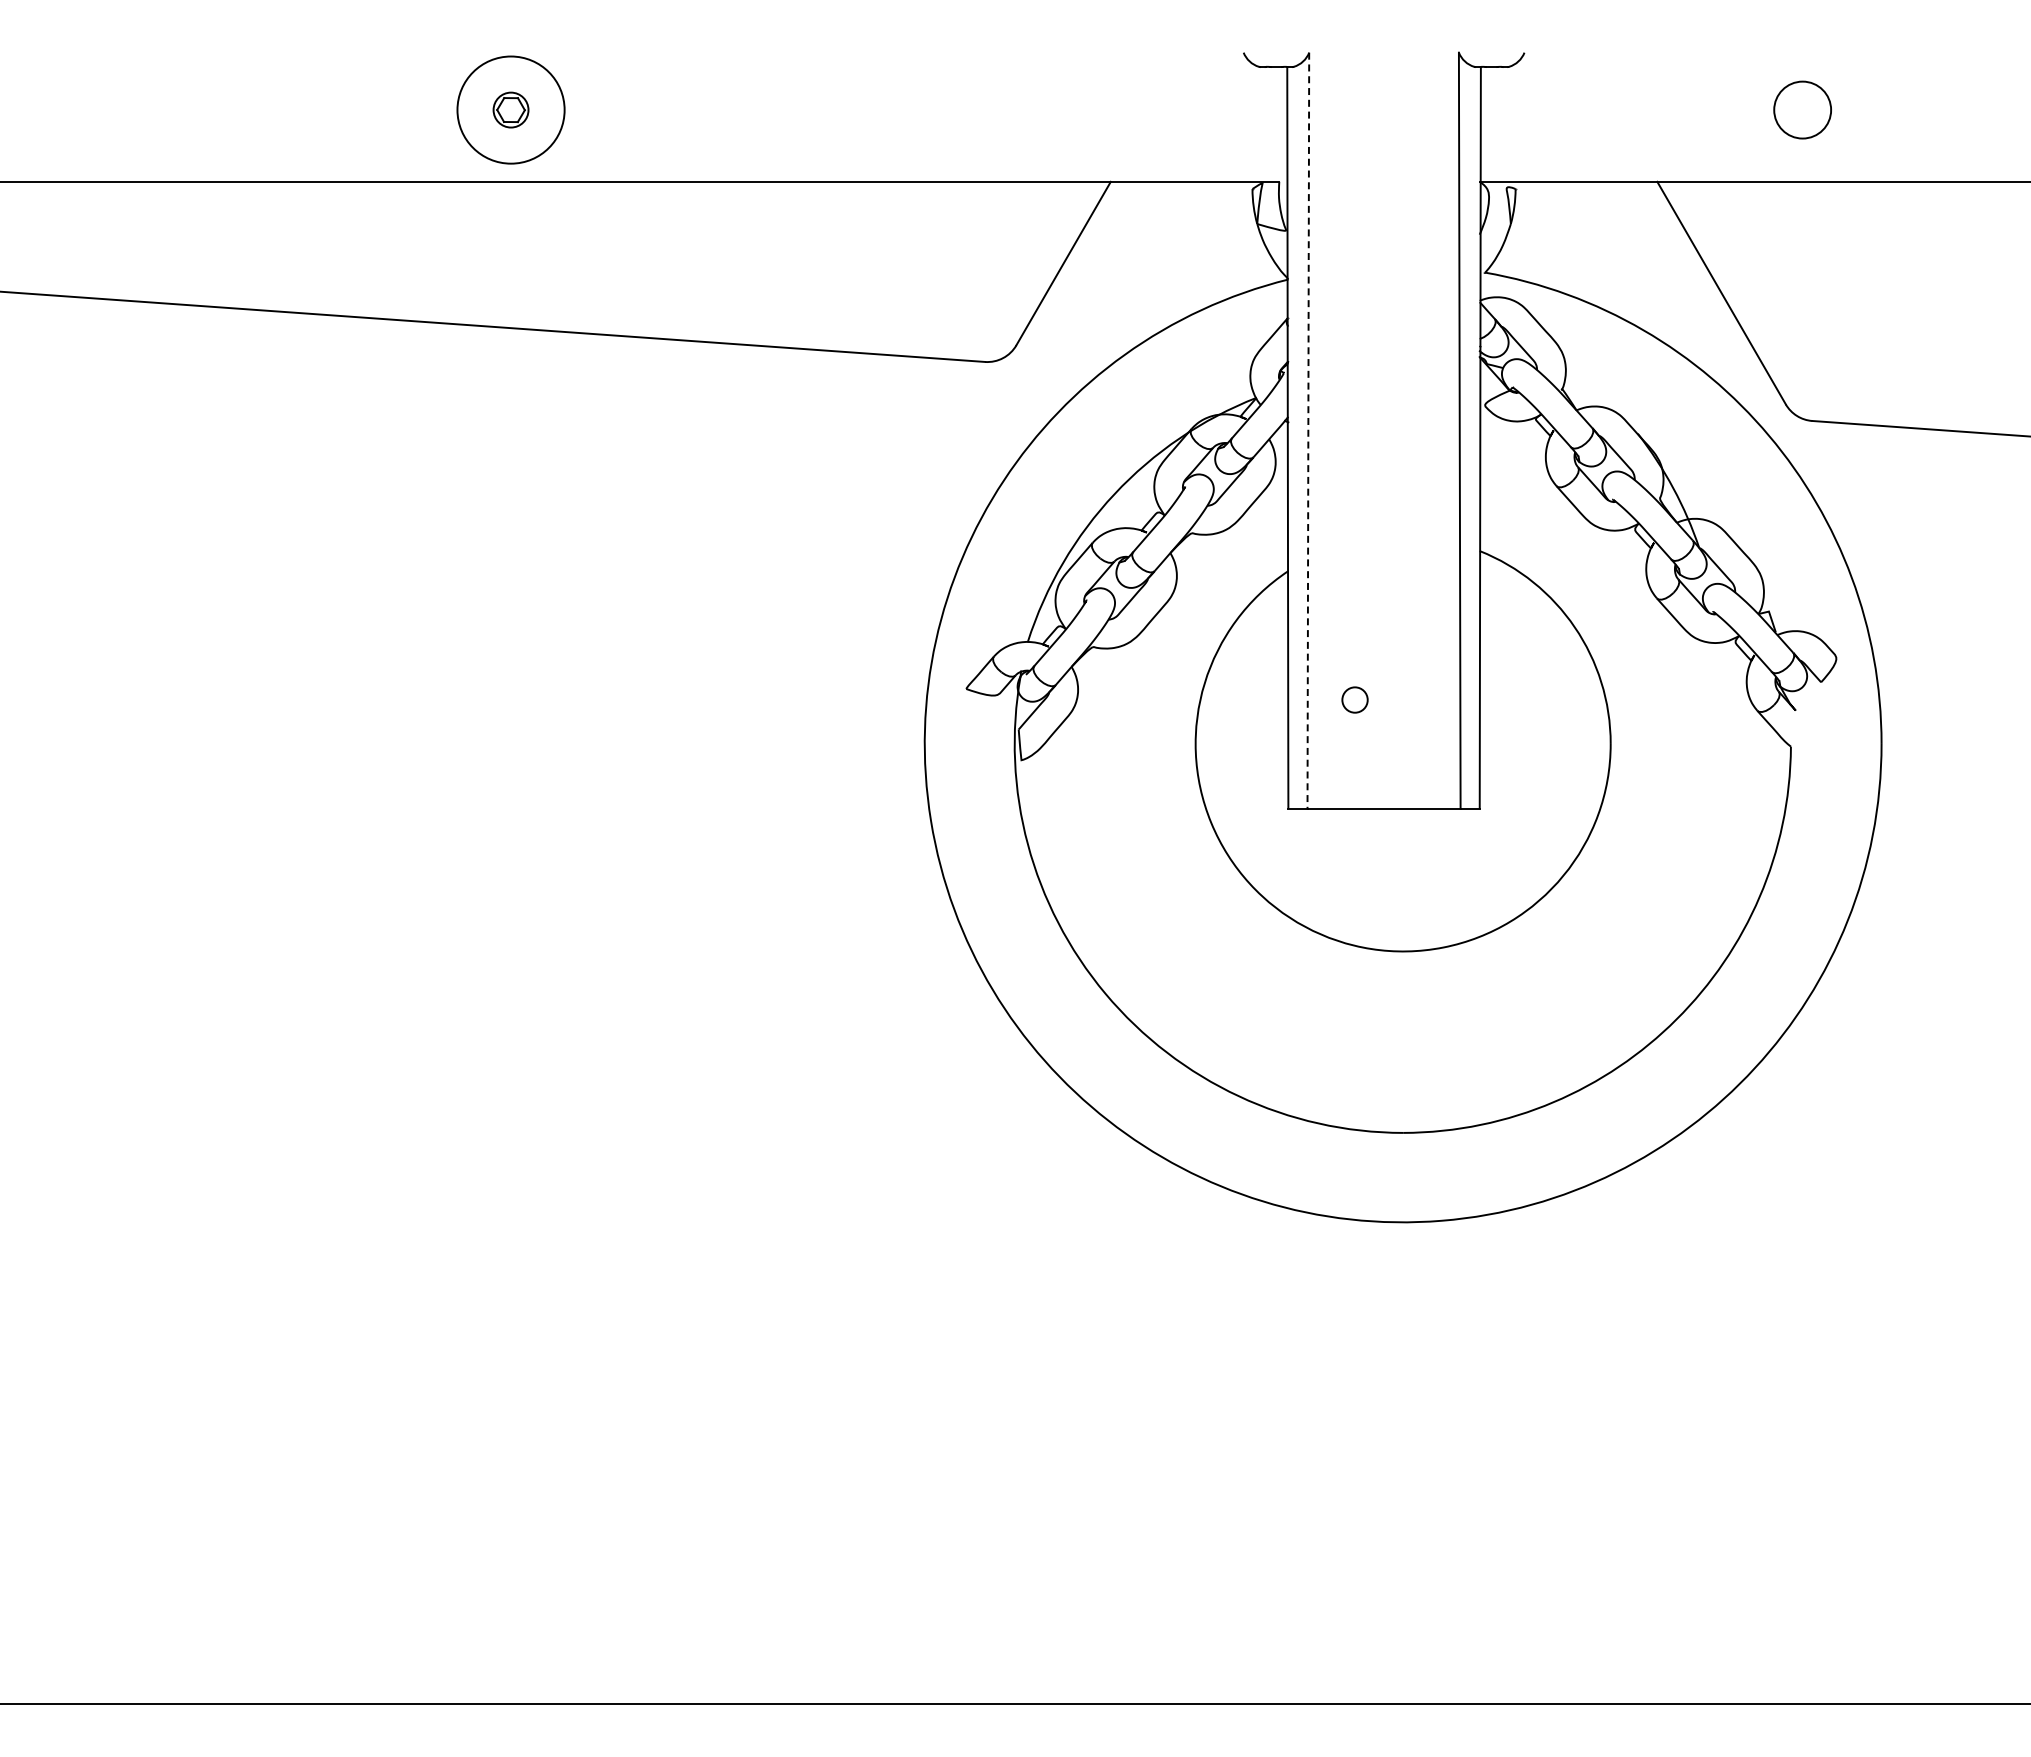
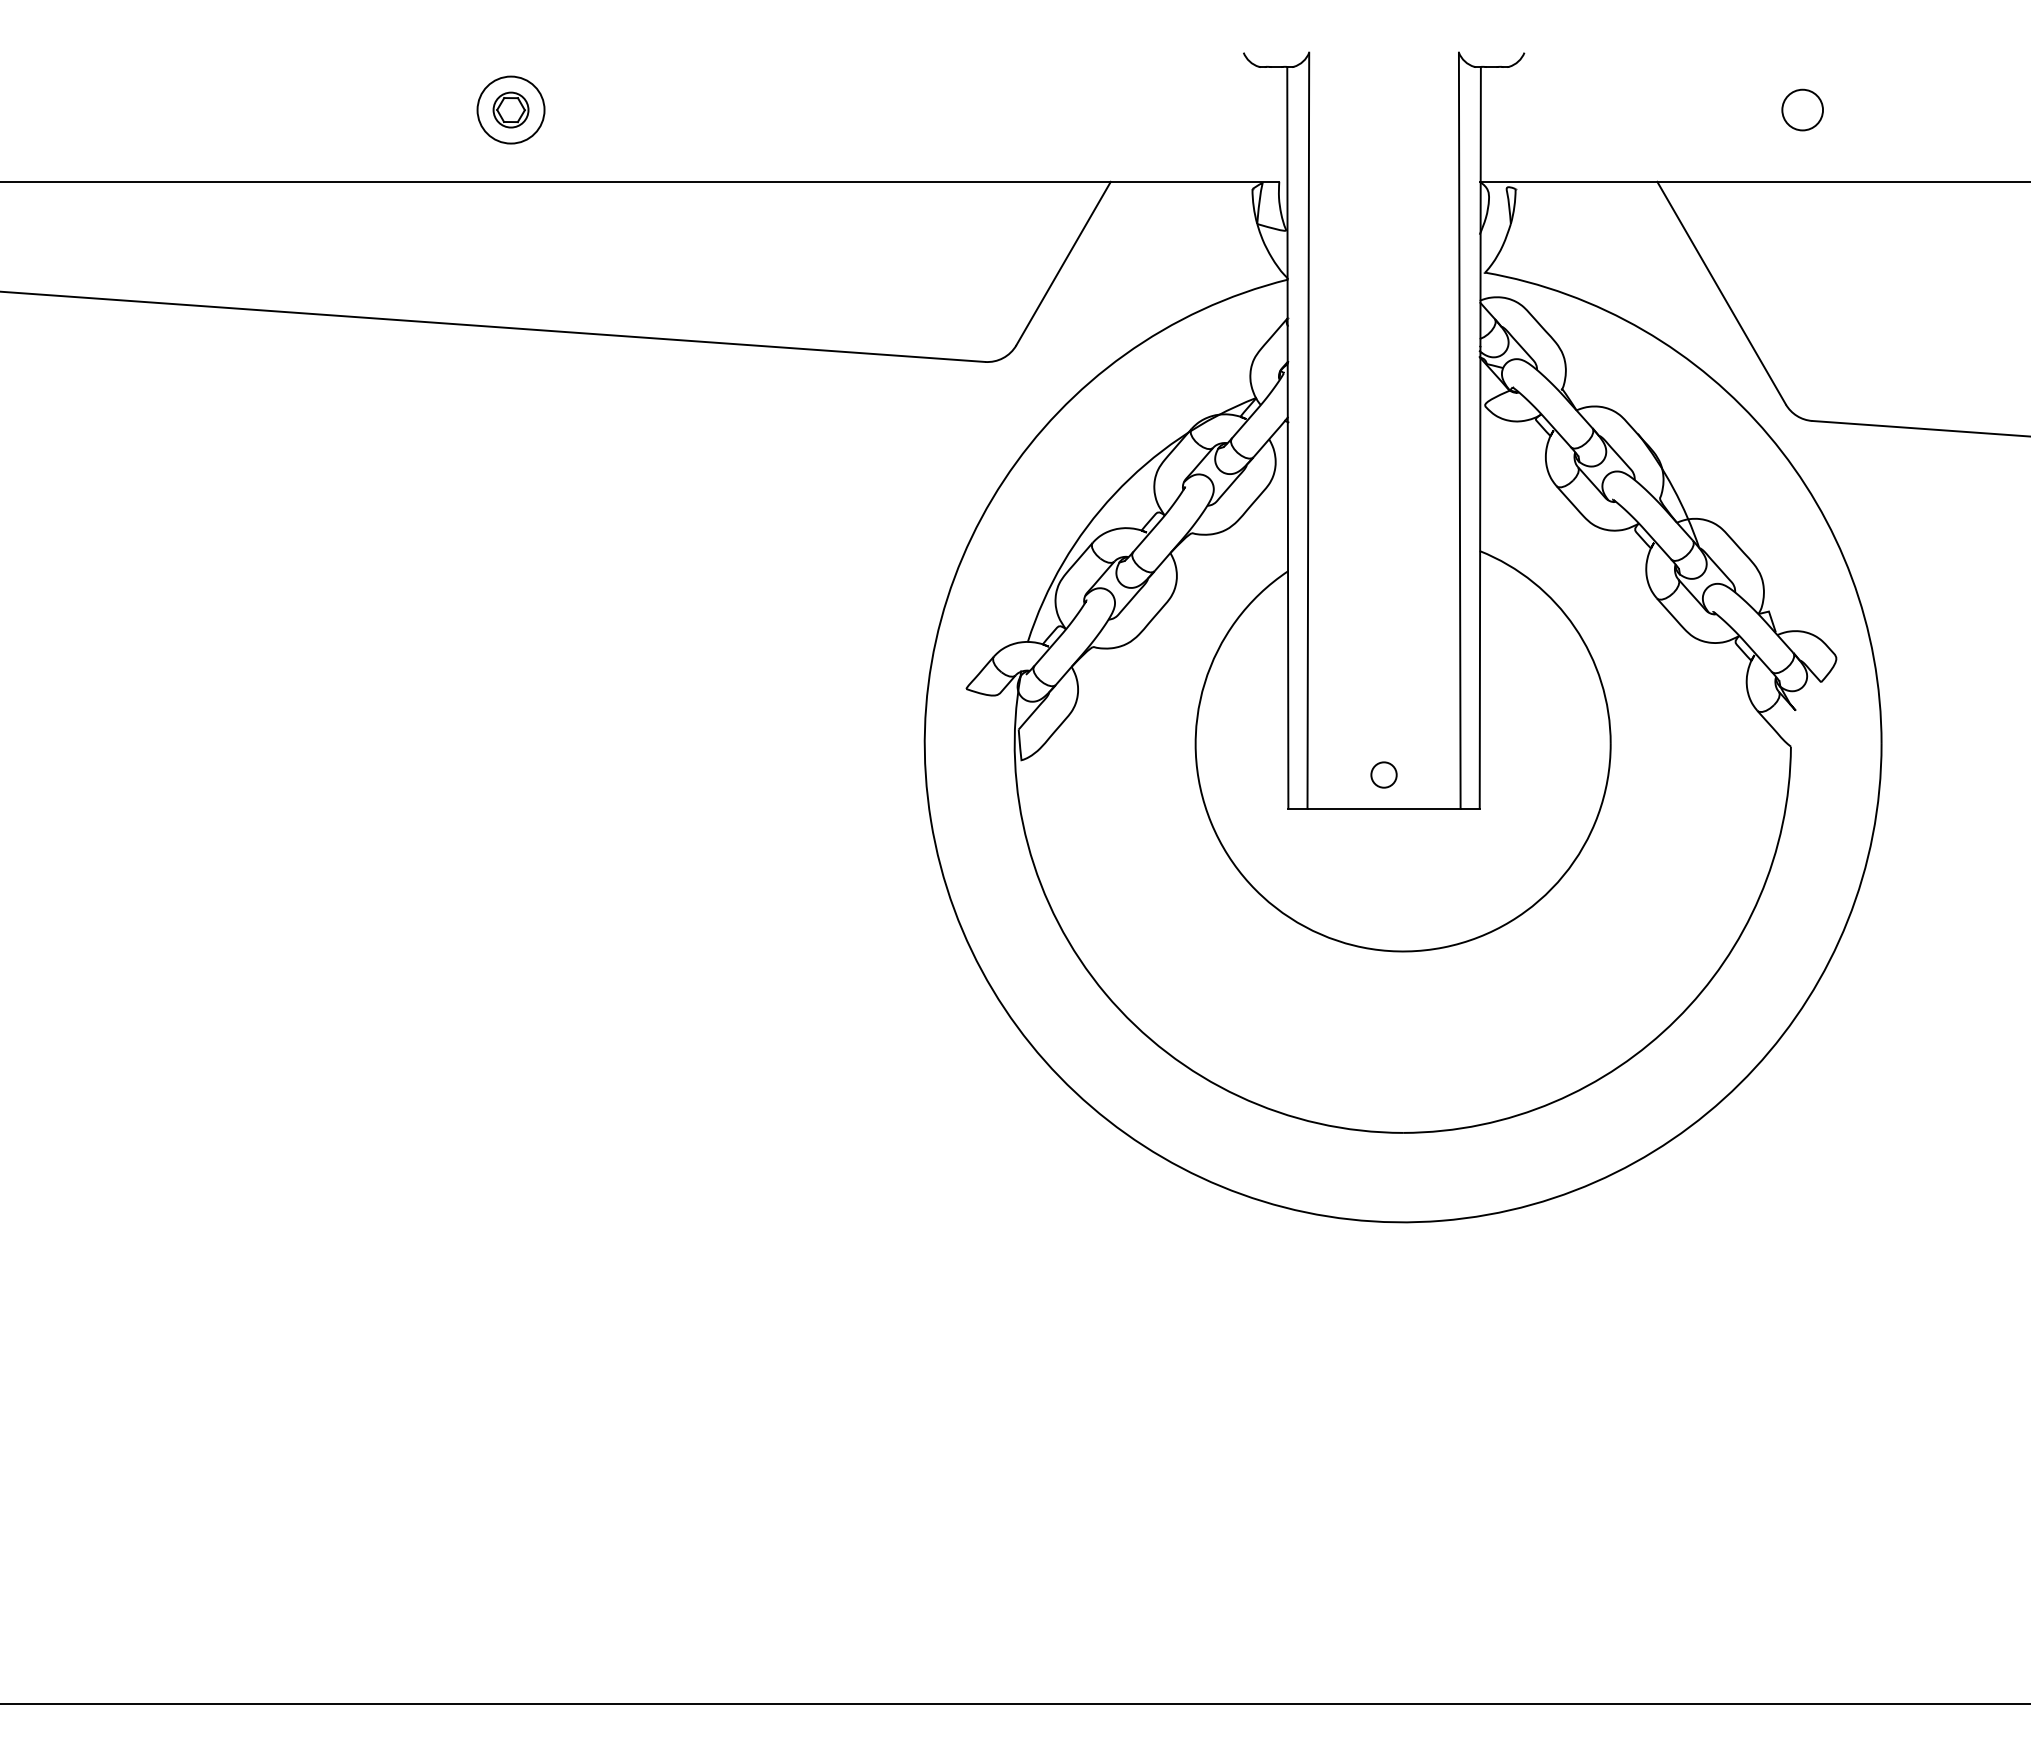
circle diameter: 107 px -> 67 px (510, 109)
circle diameter: 57 px -> 41 px (1802, 109)
line: dashed -> solid (1308, 430)
circle position: (1354, 699) -> (1383, 774) (1383, 774)
